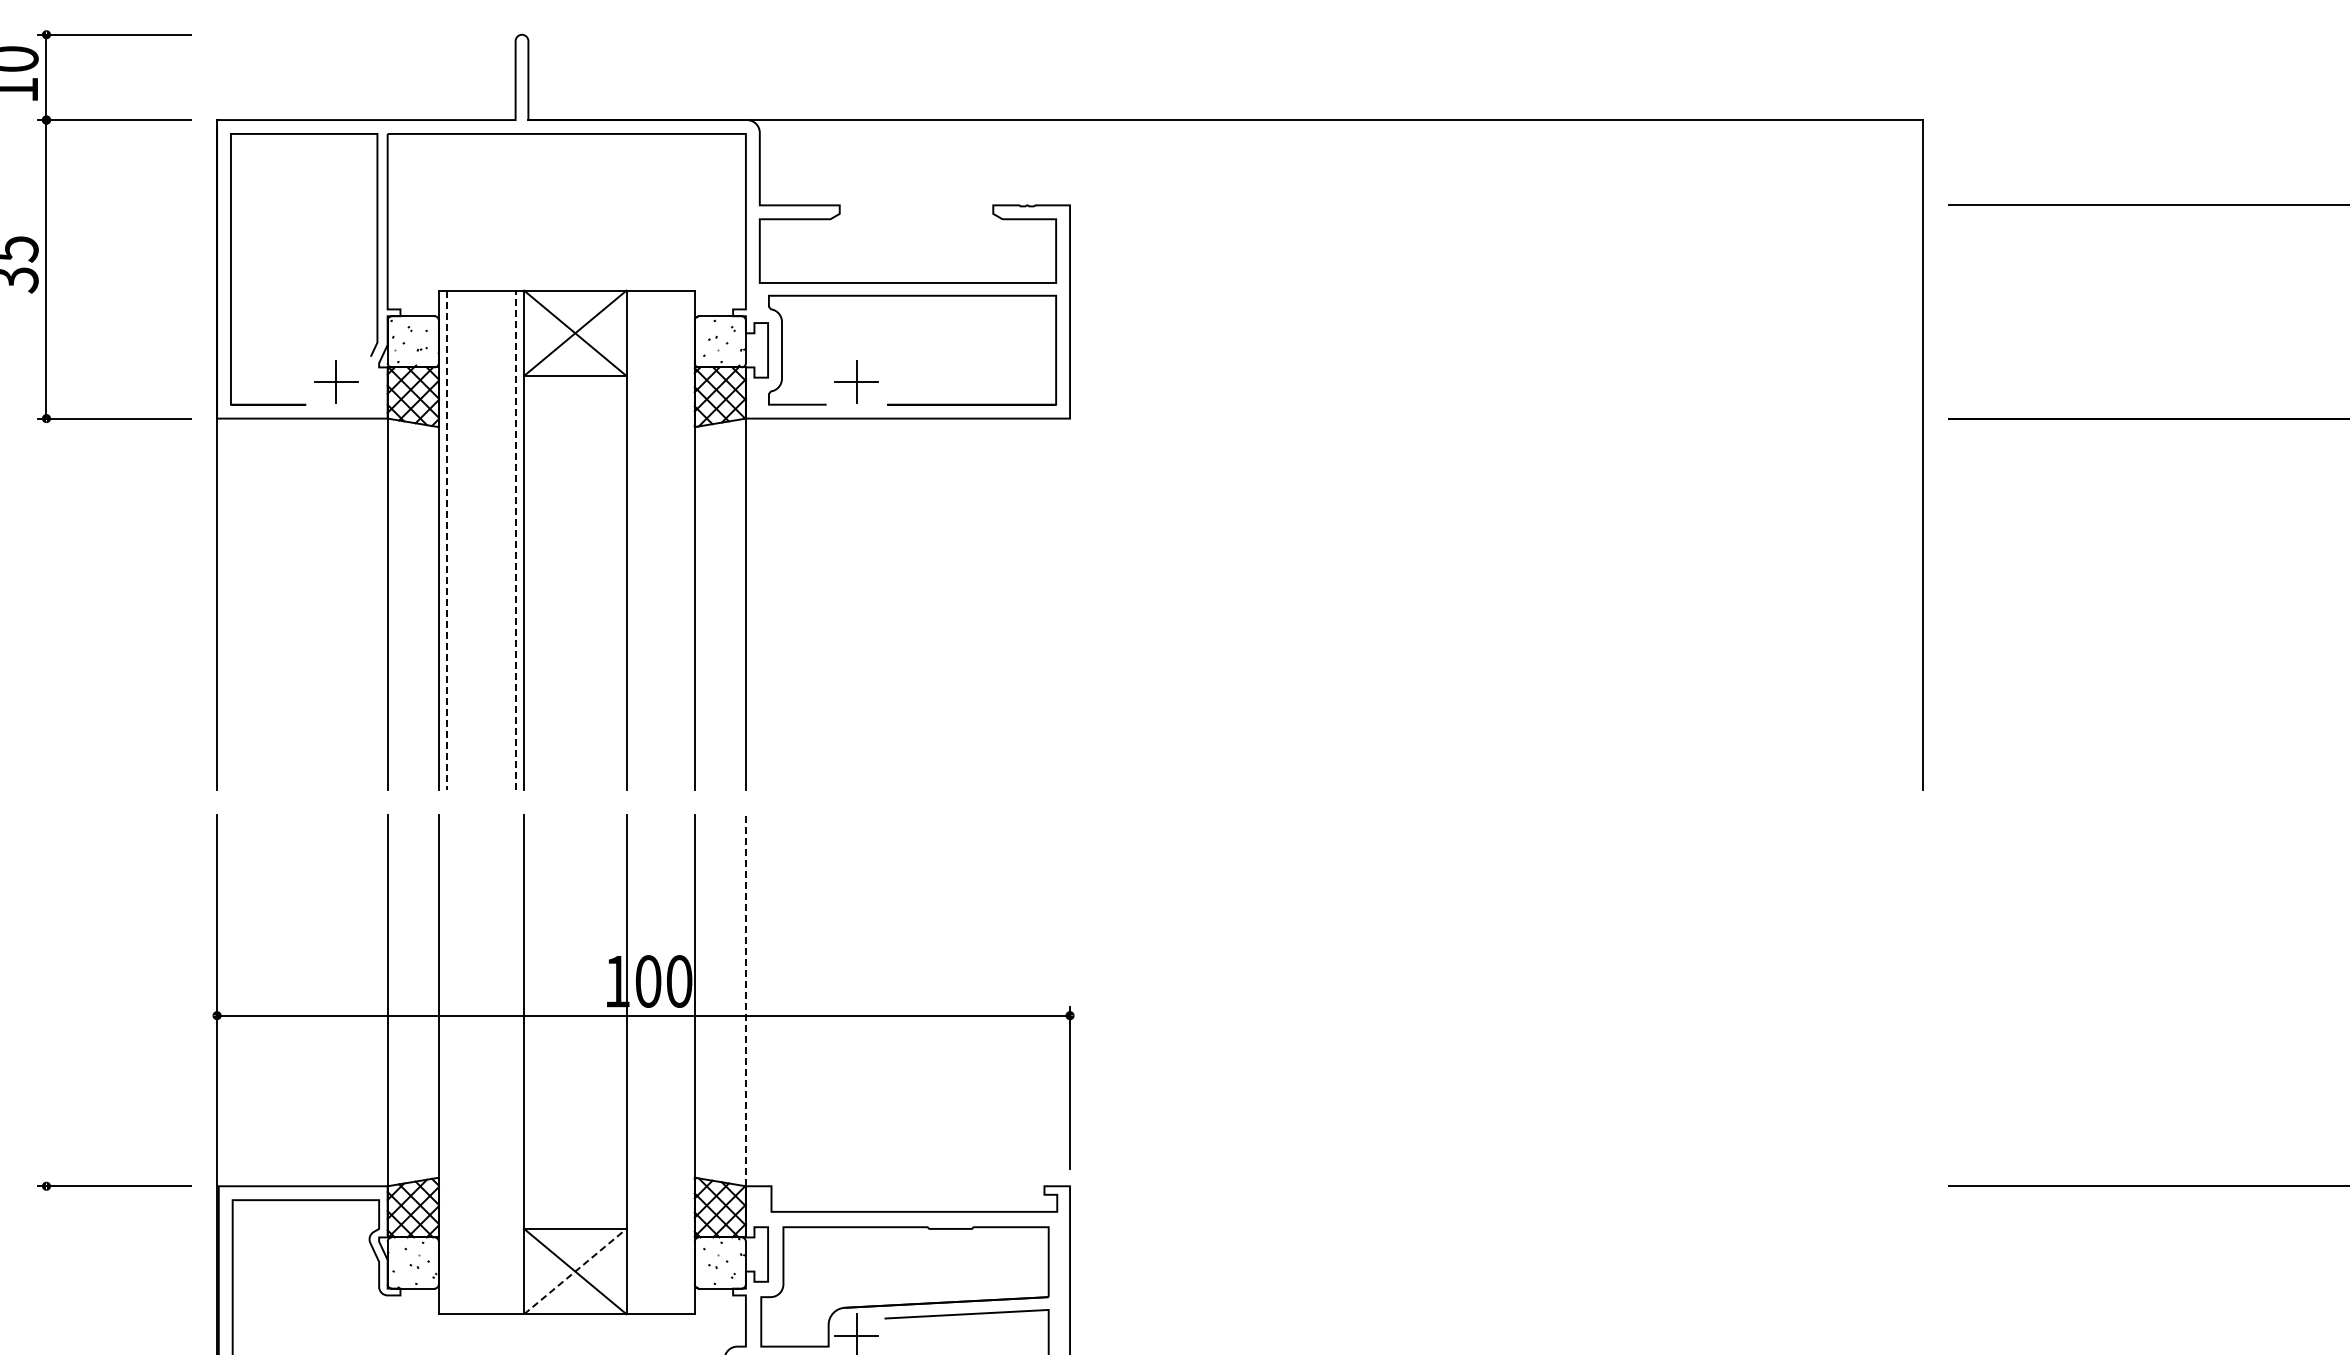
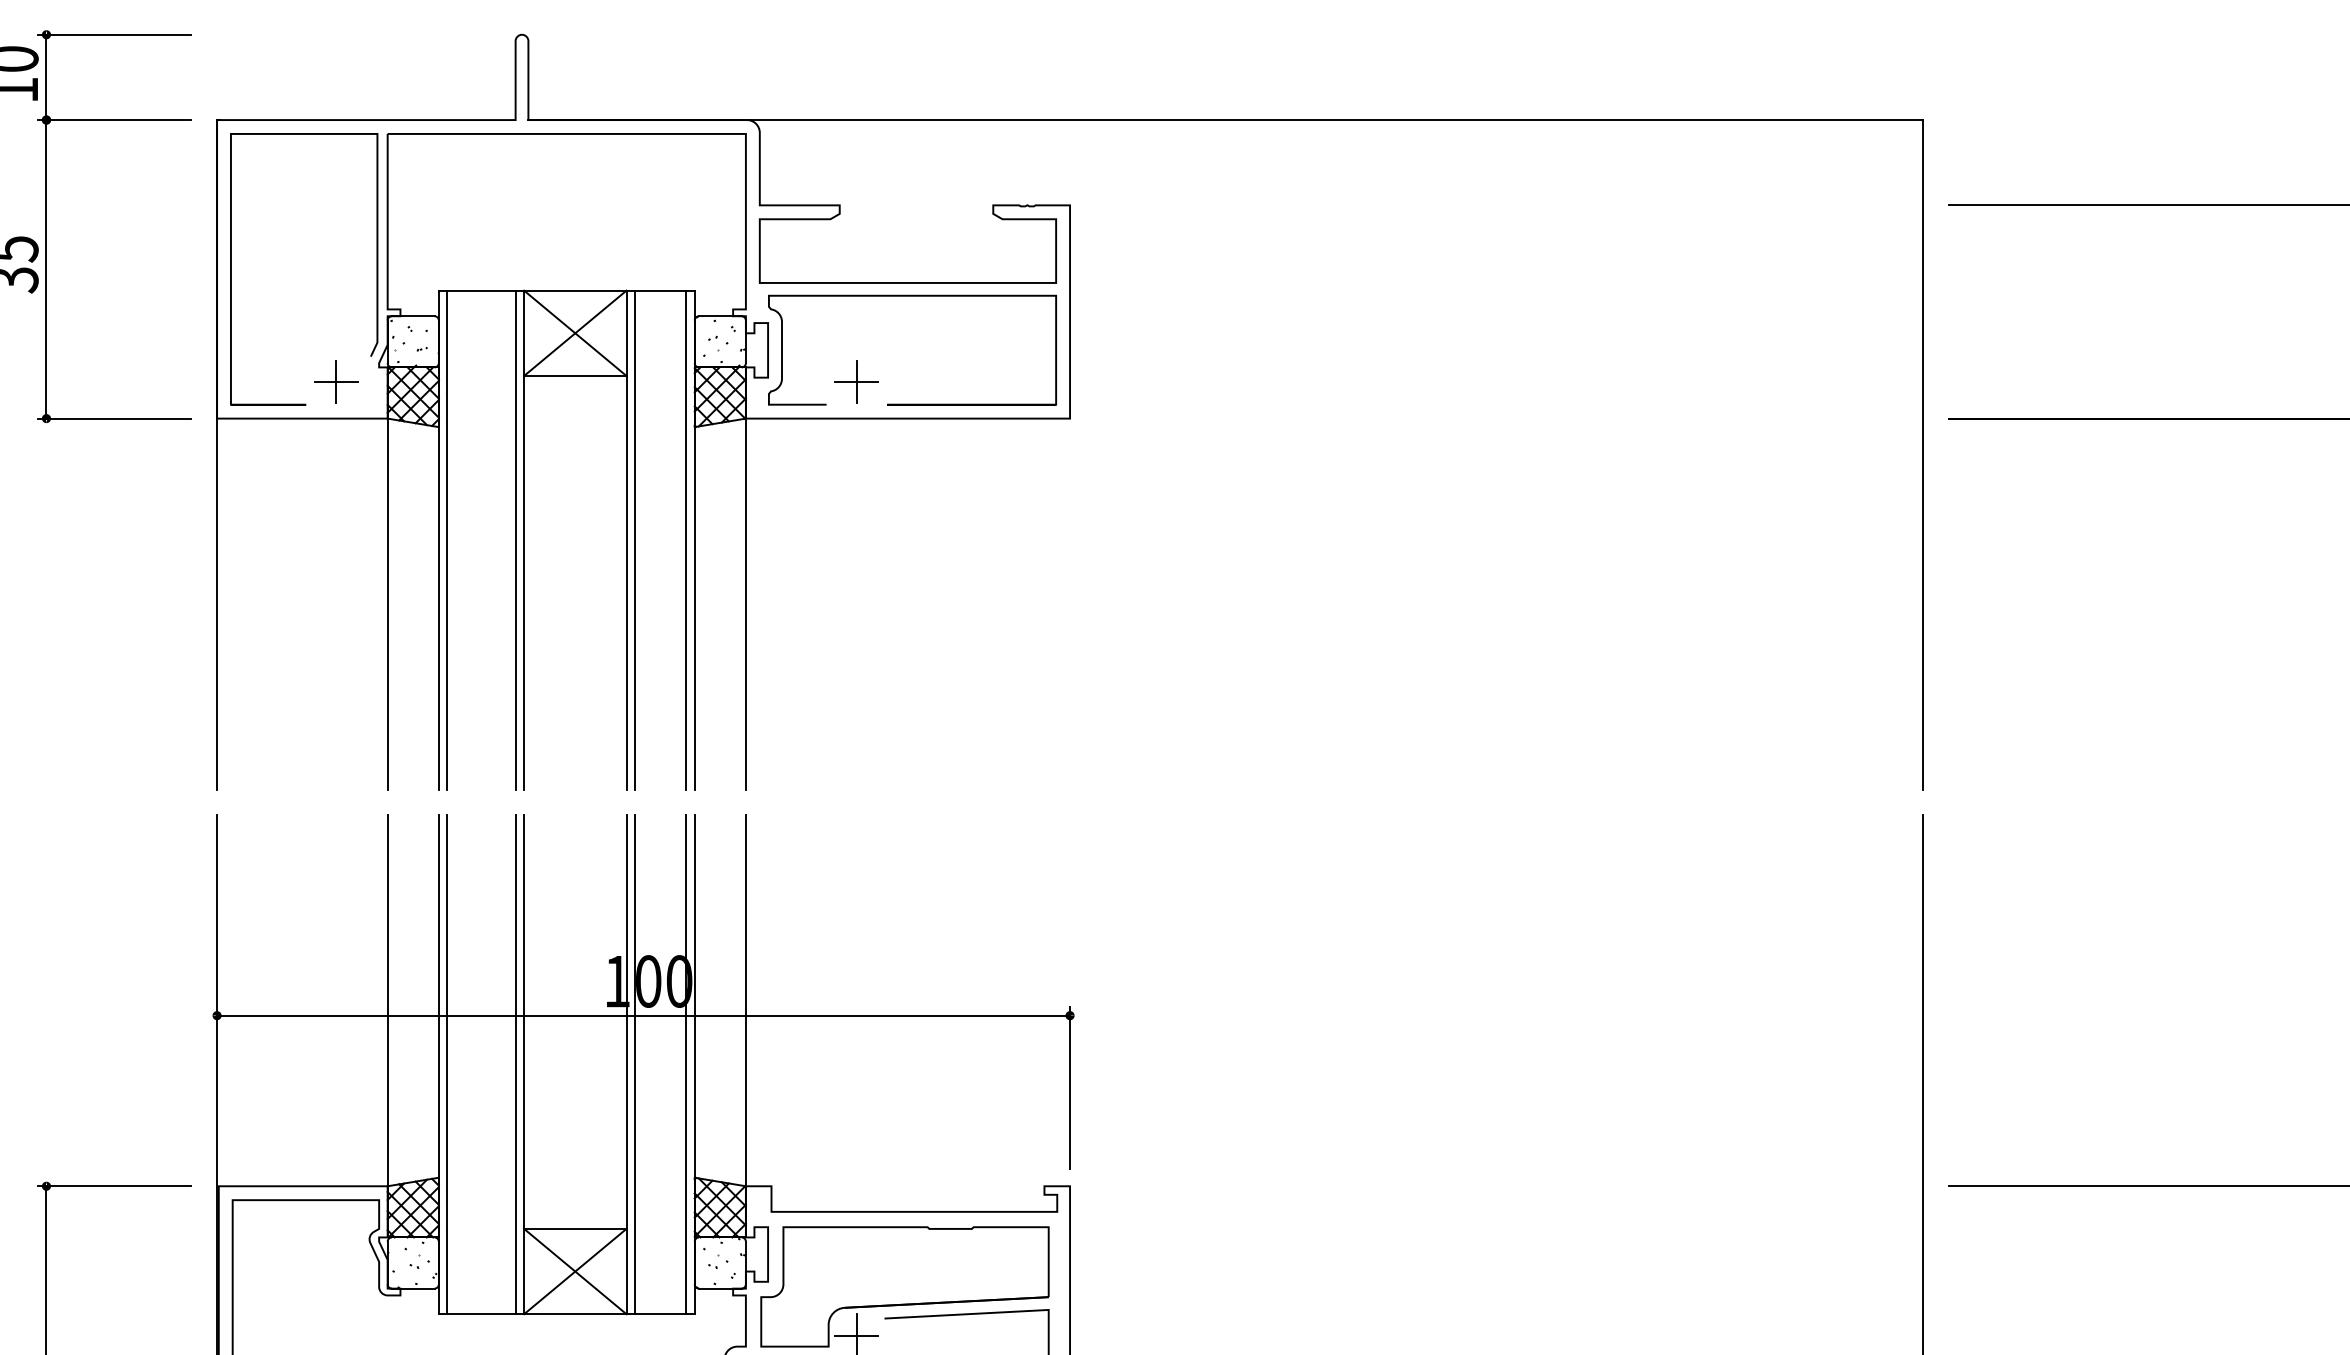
line: dashed -> solid (515, 539)
line: none -> present (635, 539)
line: none -> present (686, 539)
line: dashed -> solid (447, 540)
line: dashed -> solid (745, 1000)
line: none -> present (447, 1064)
line: none -> present (515, 1064)
line: none -> present (635, 1064)
line: none -> present (686, 1064)
line: none -> present (1923, 1083)
line: none -> present (46, 1268)
line: dashed -> solid (575, 1271)
